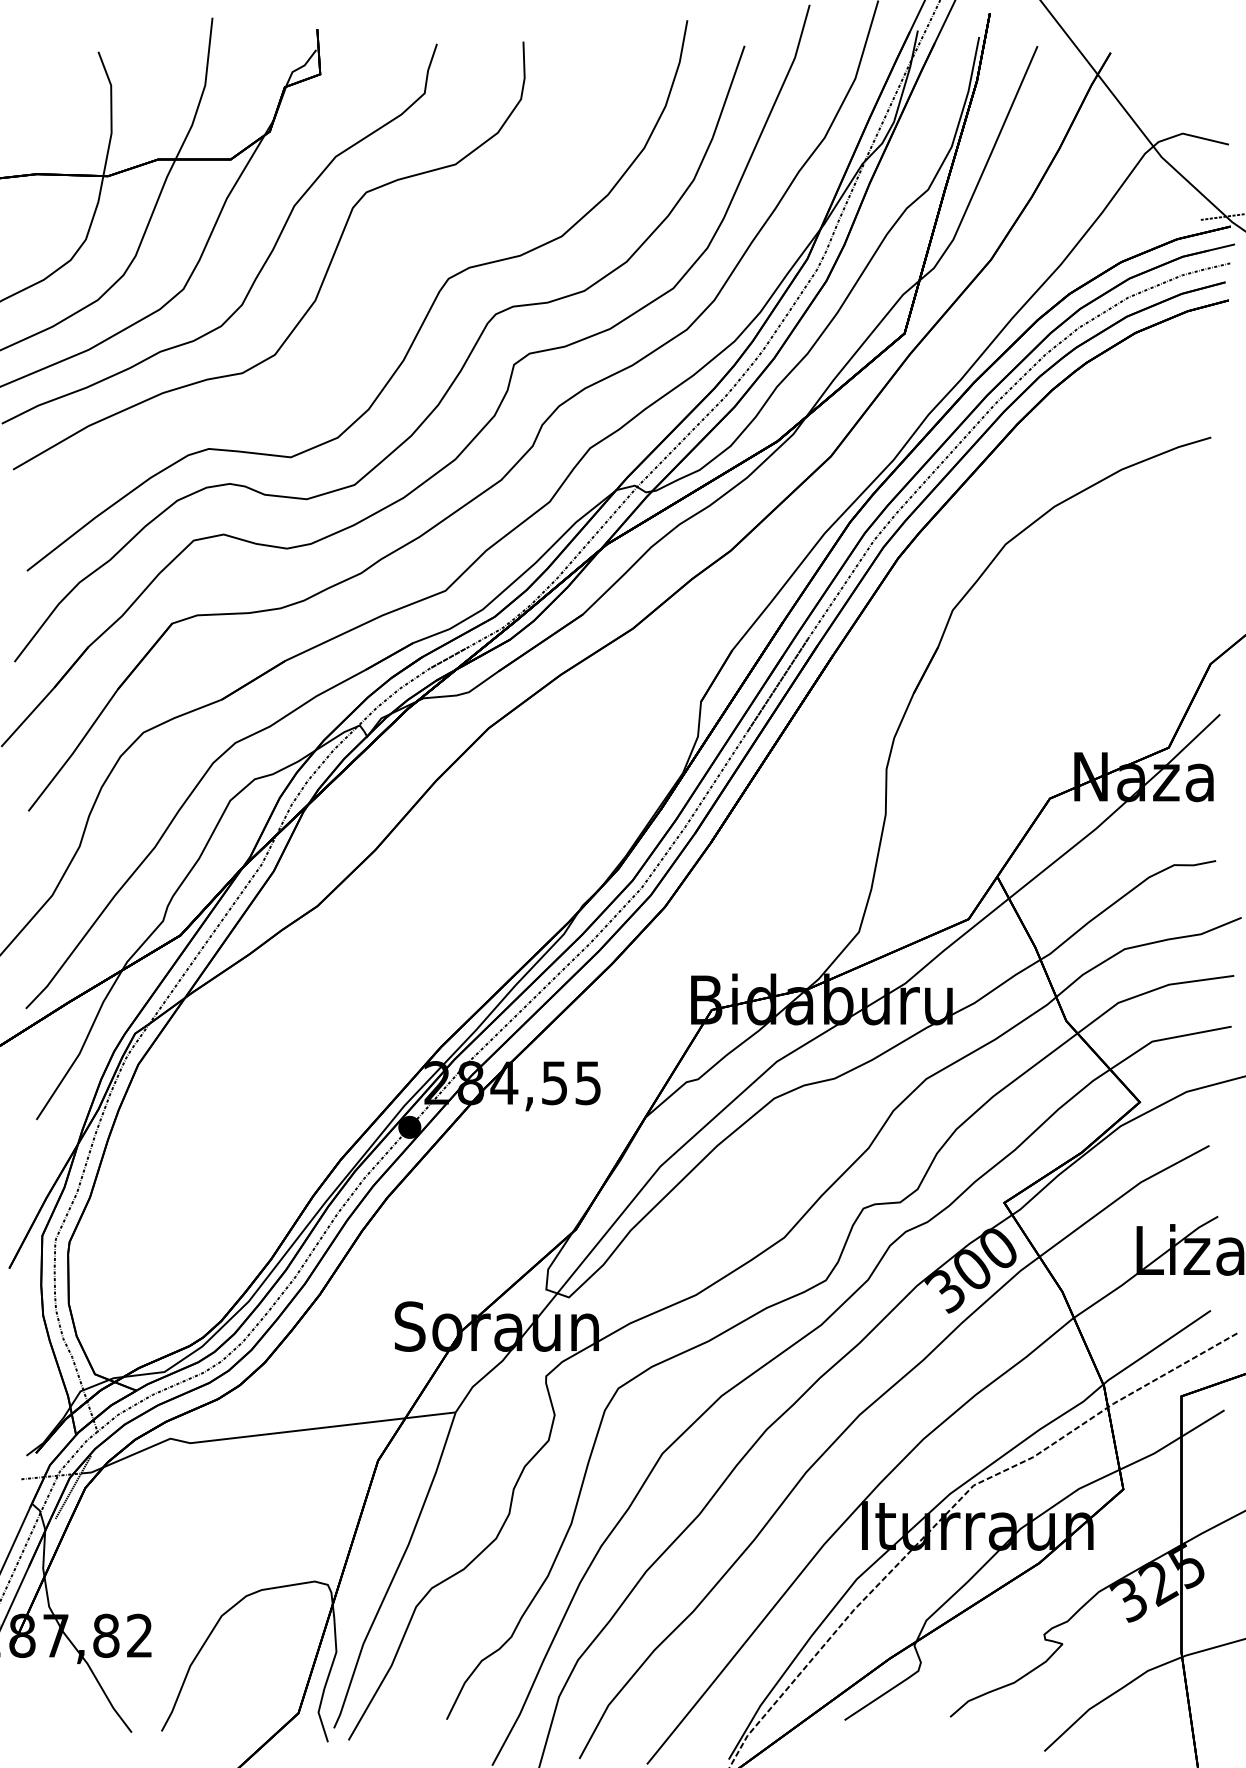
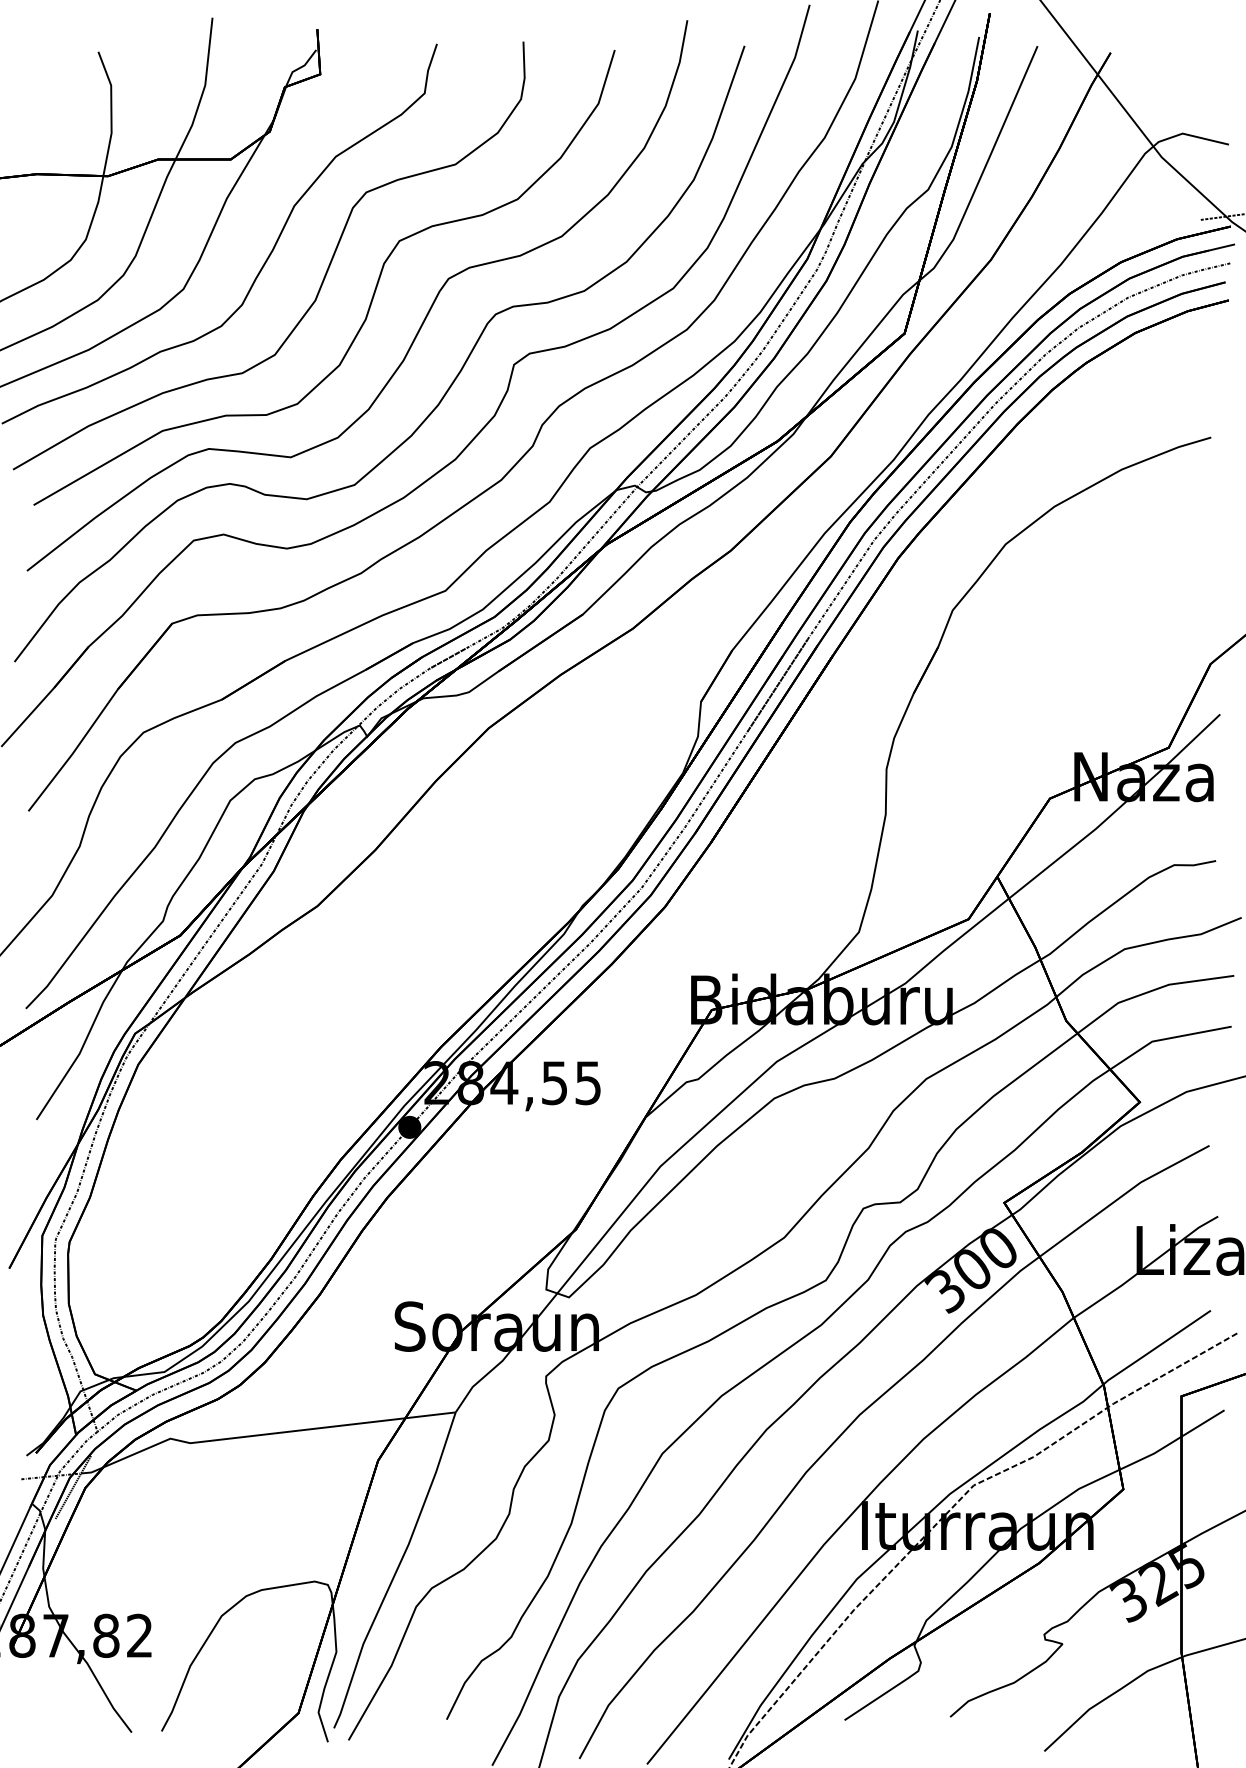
curve: none -> present (373, 292)
